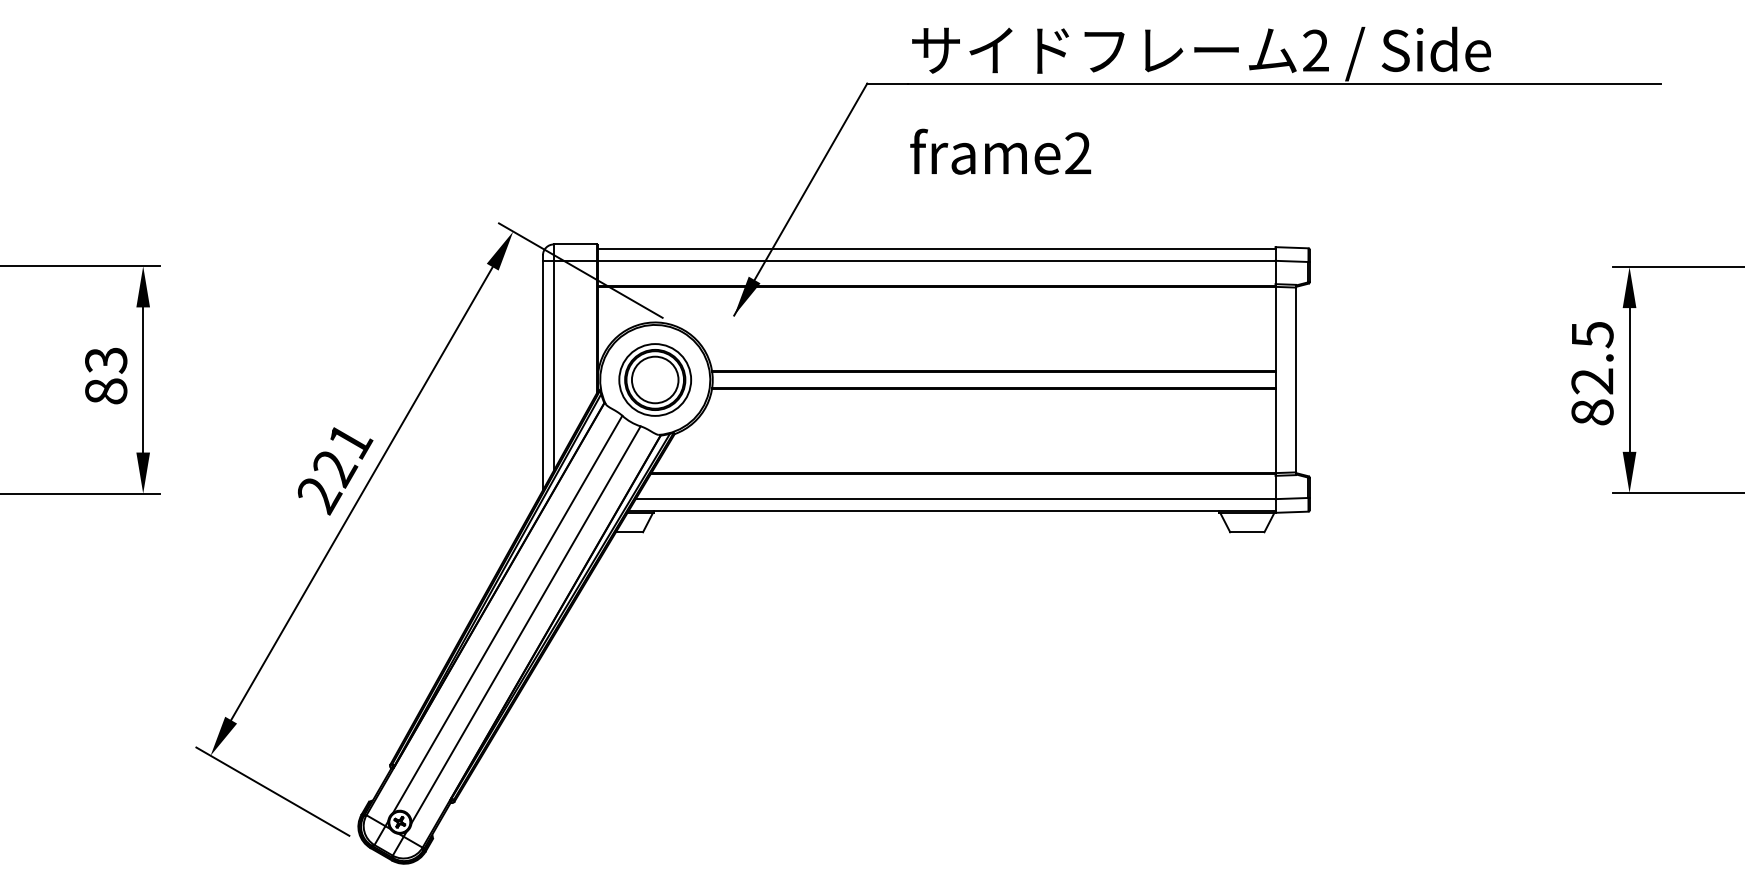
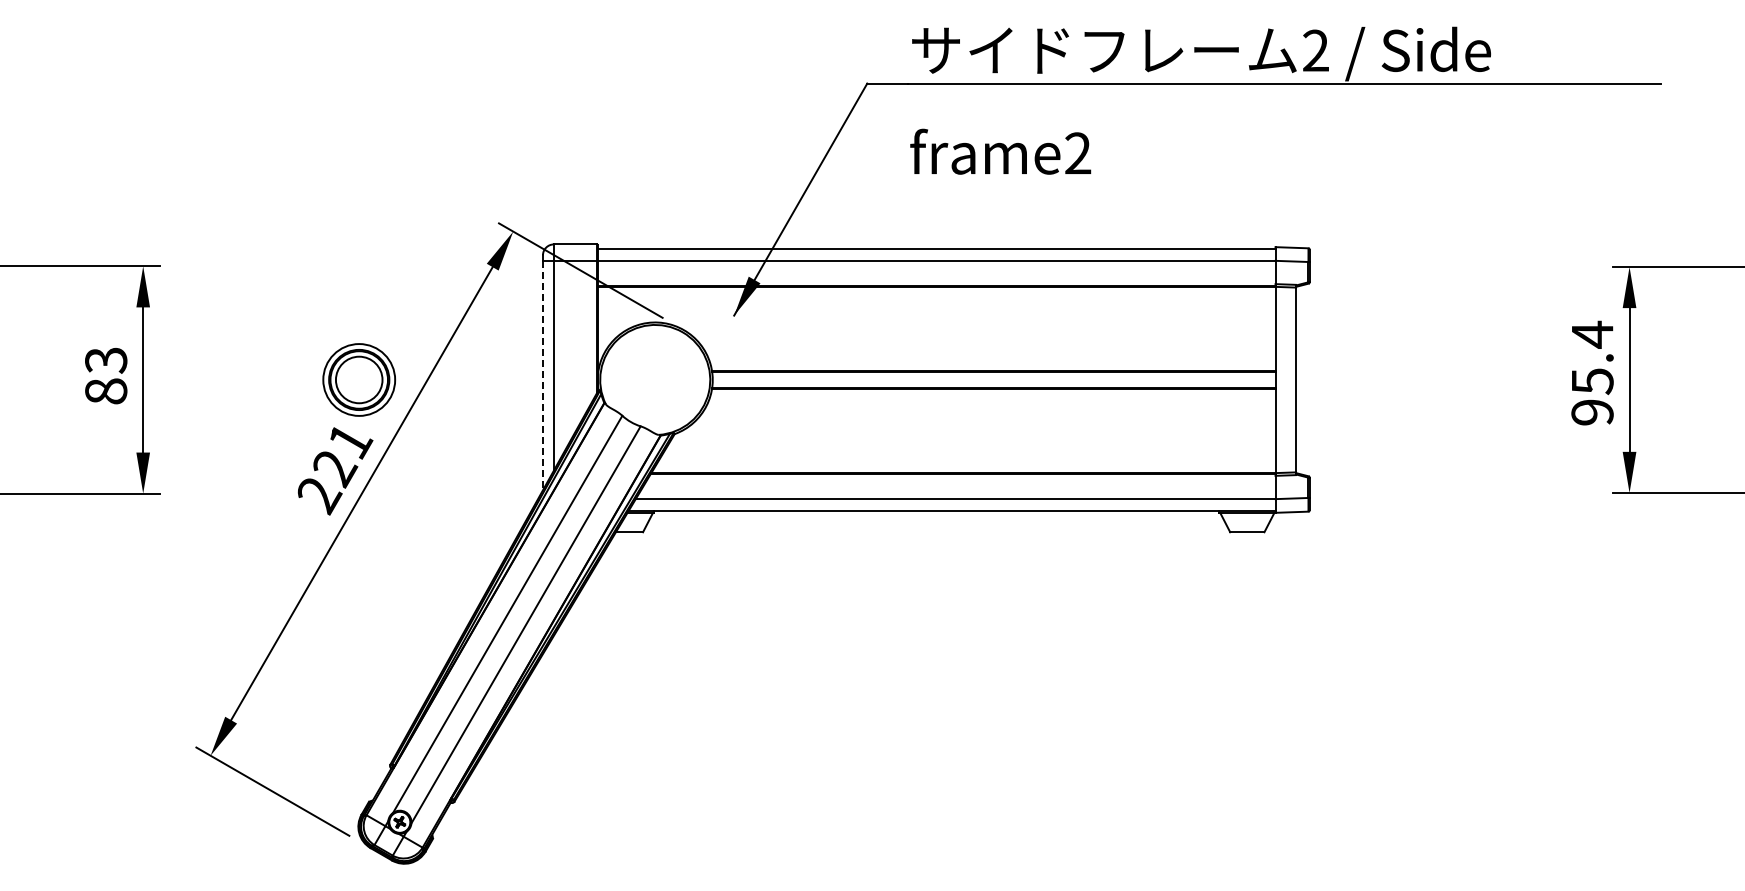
text: 82.5 -> 95.4 (1592, 372)
line: solid -> dashed (542, 375)
part position: (655, 379) -> (359, 379) (359, 379)
